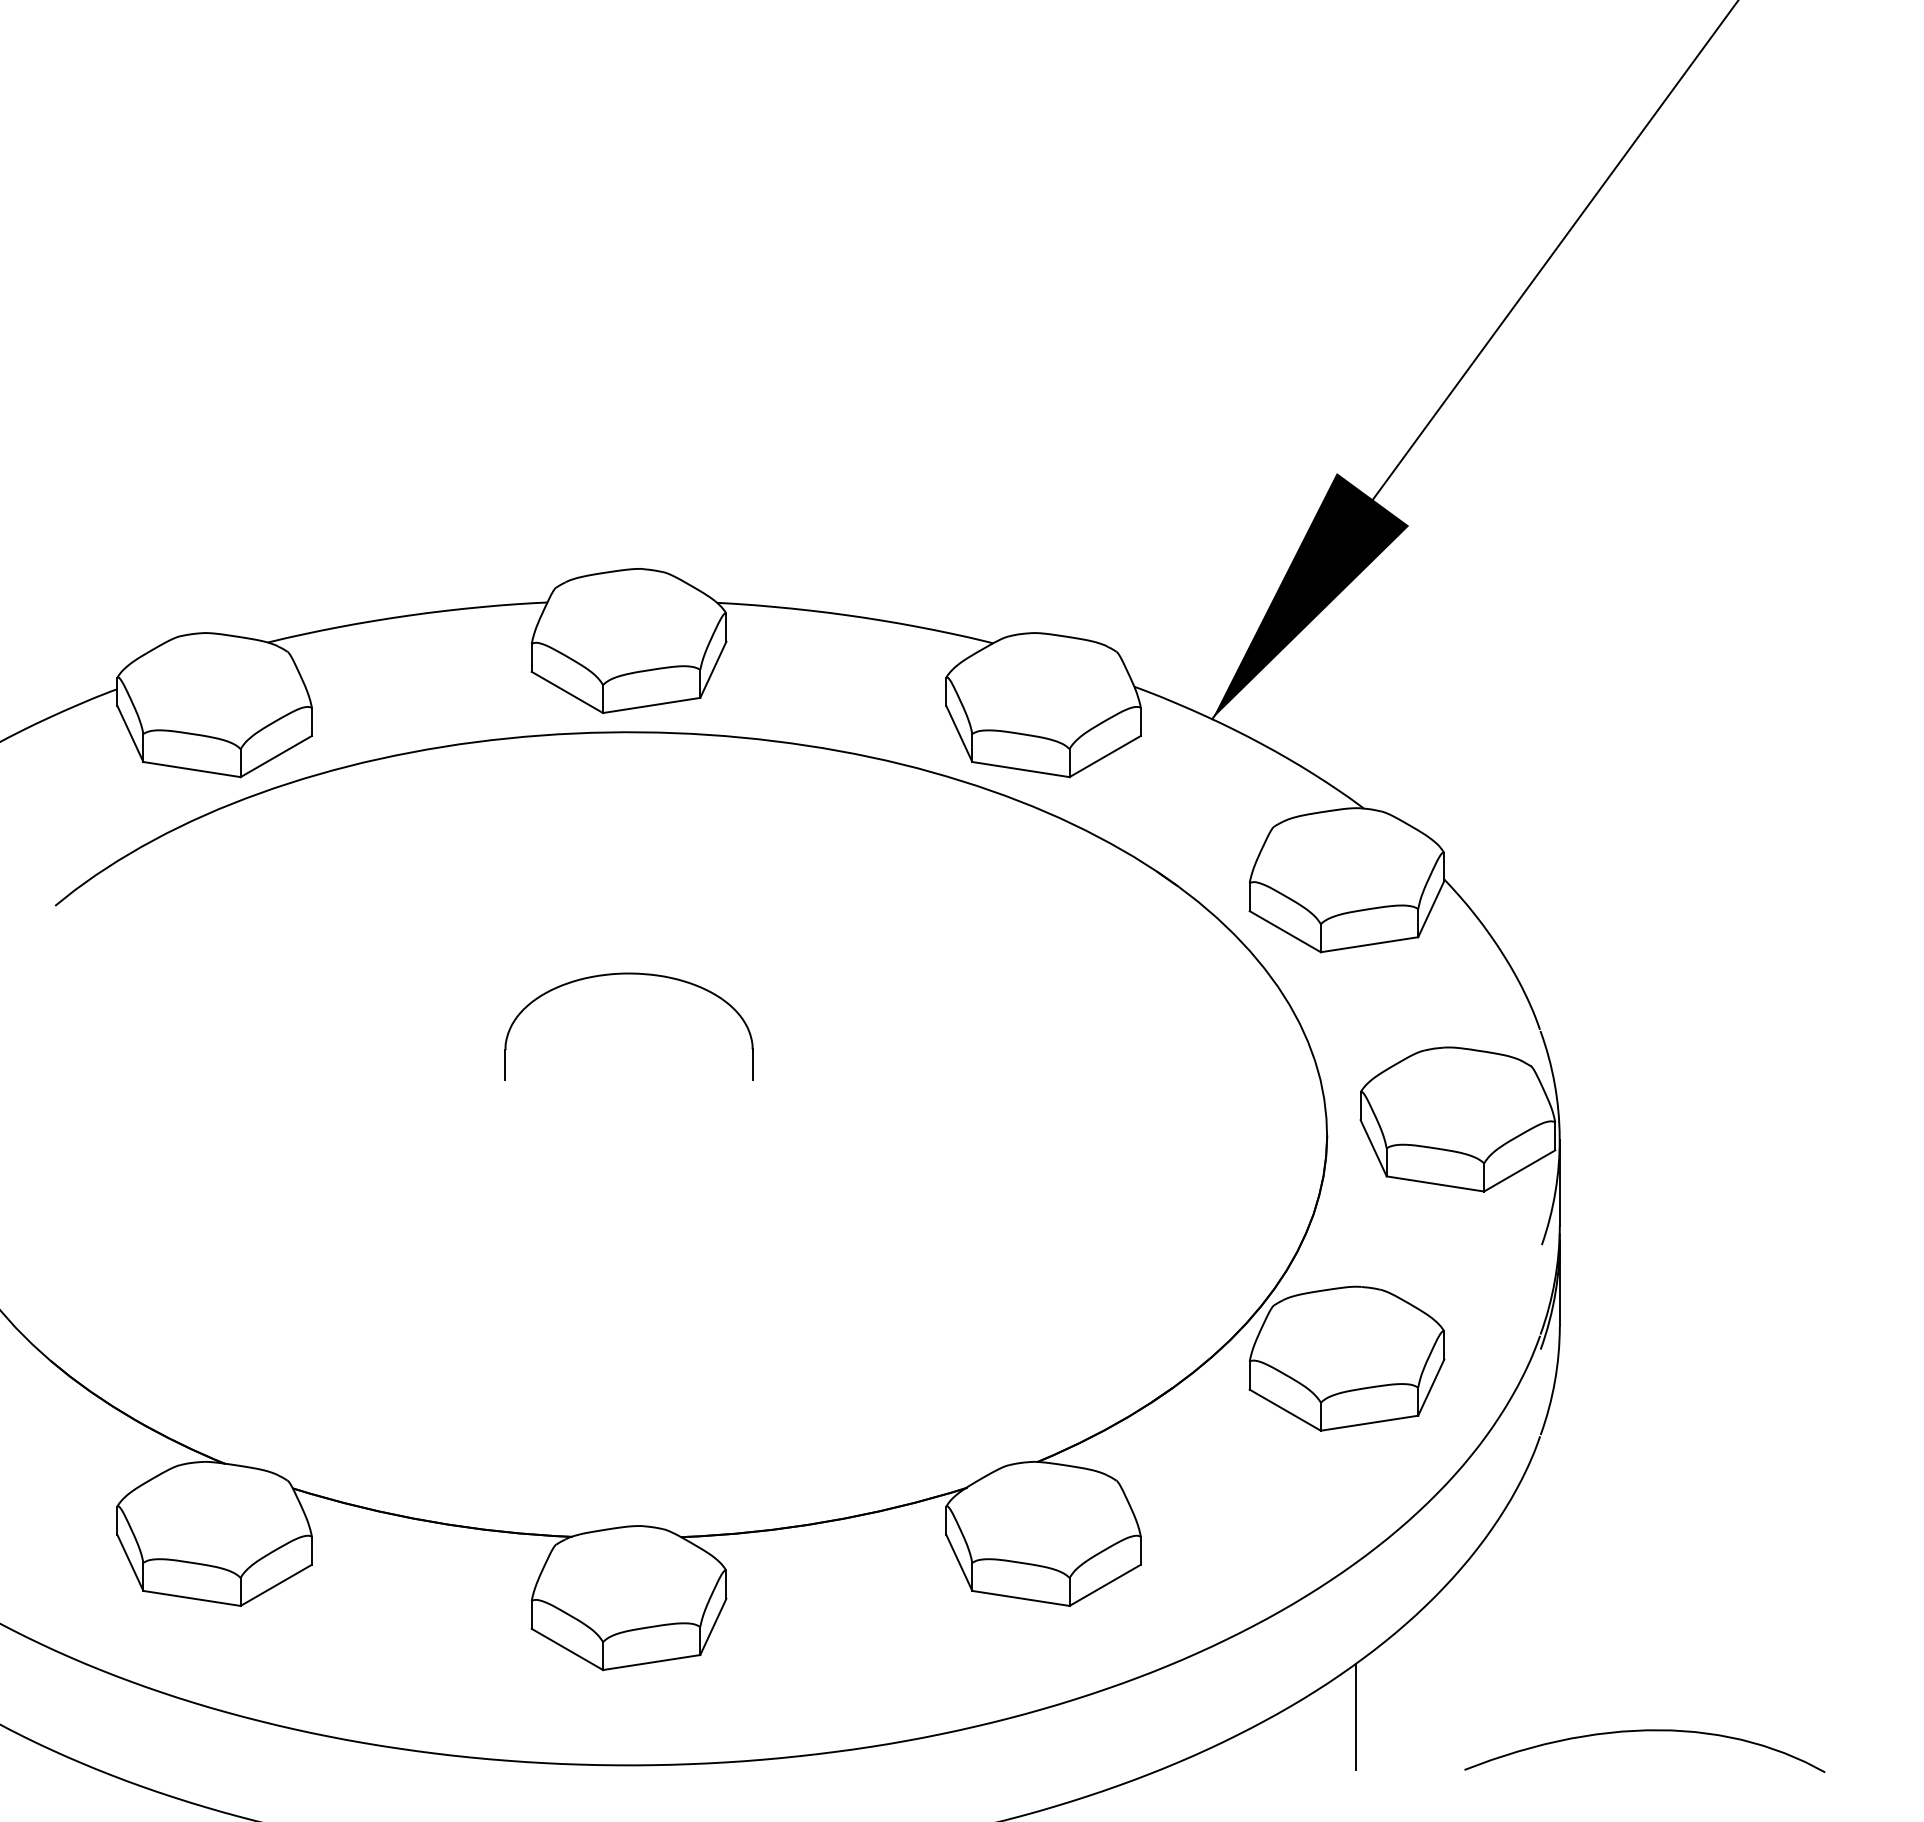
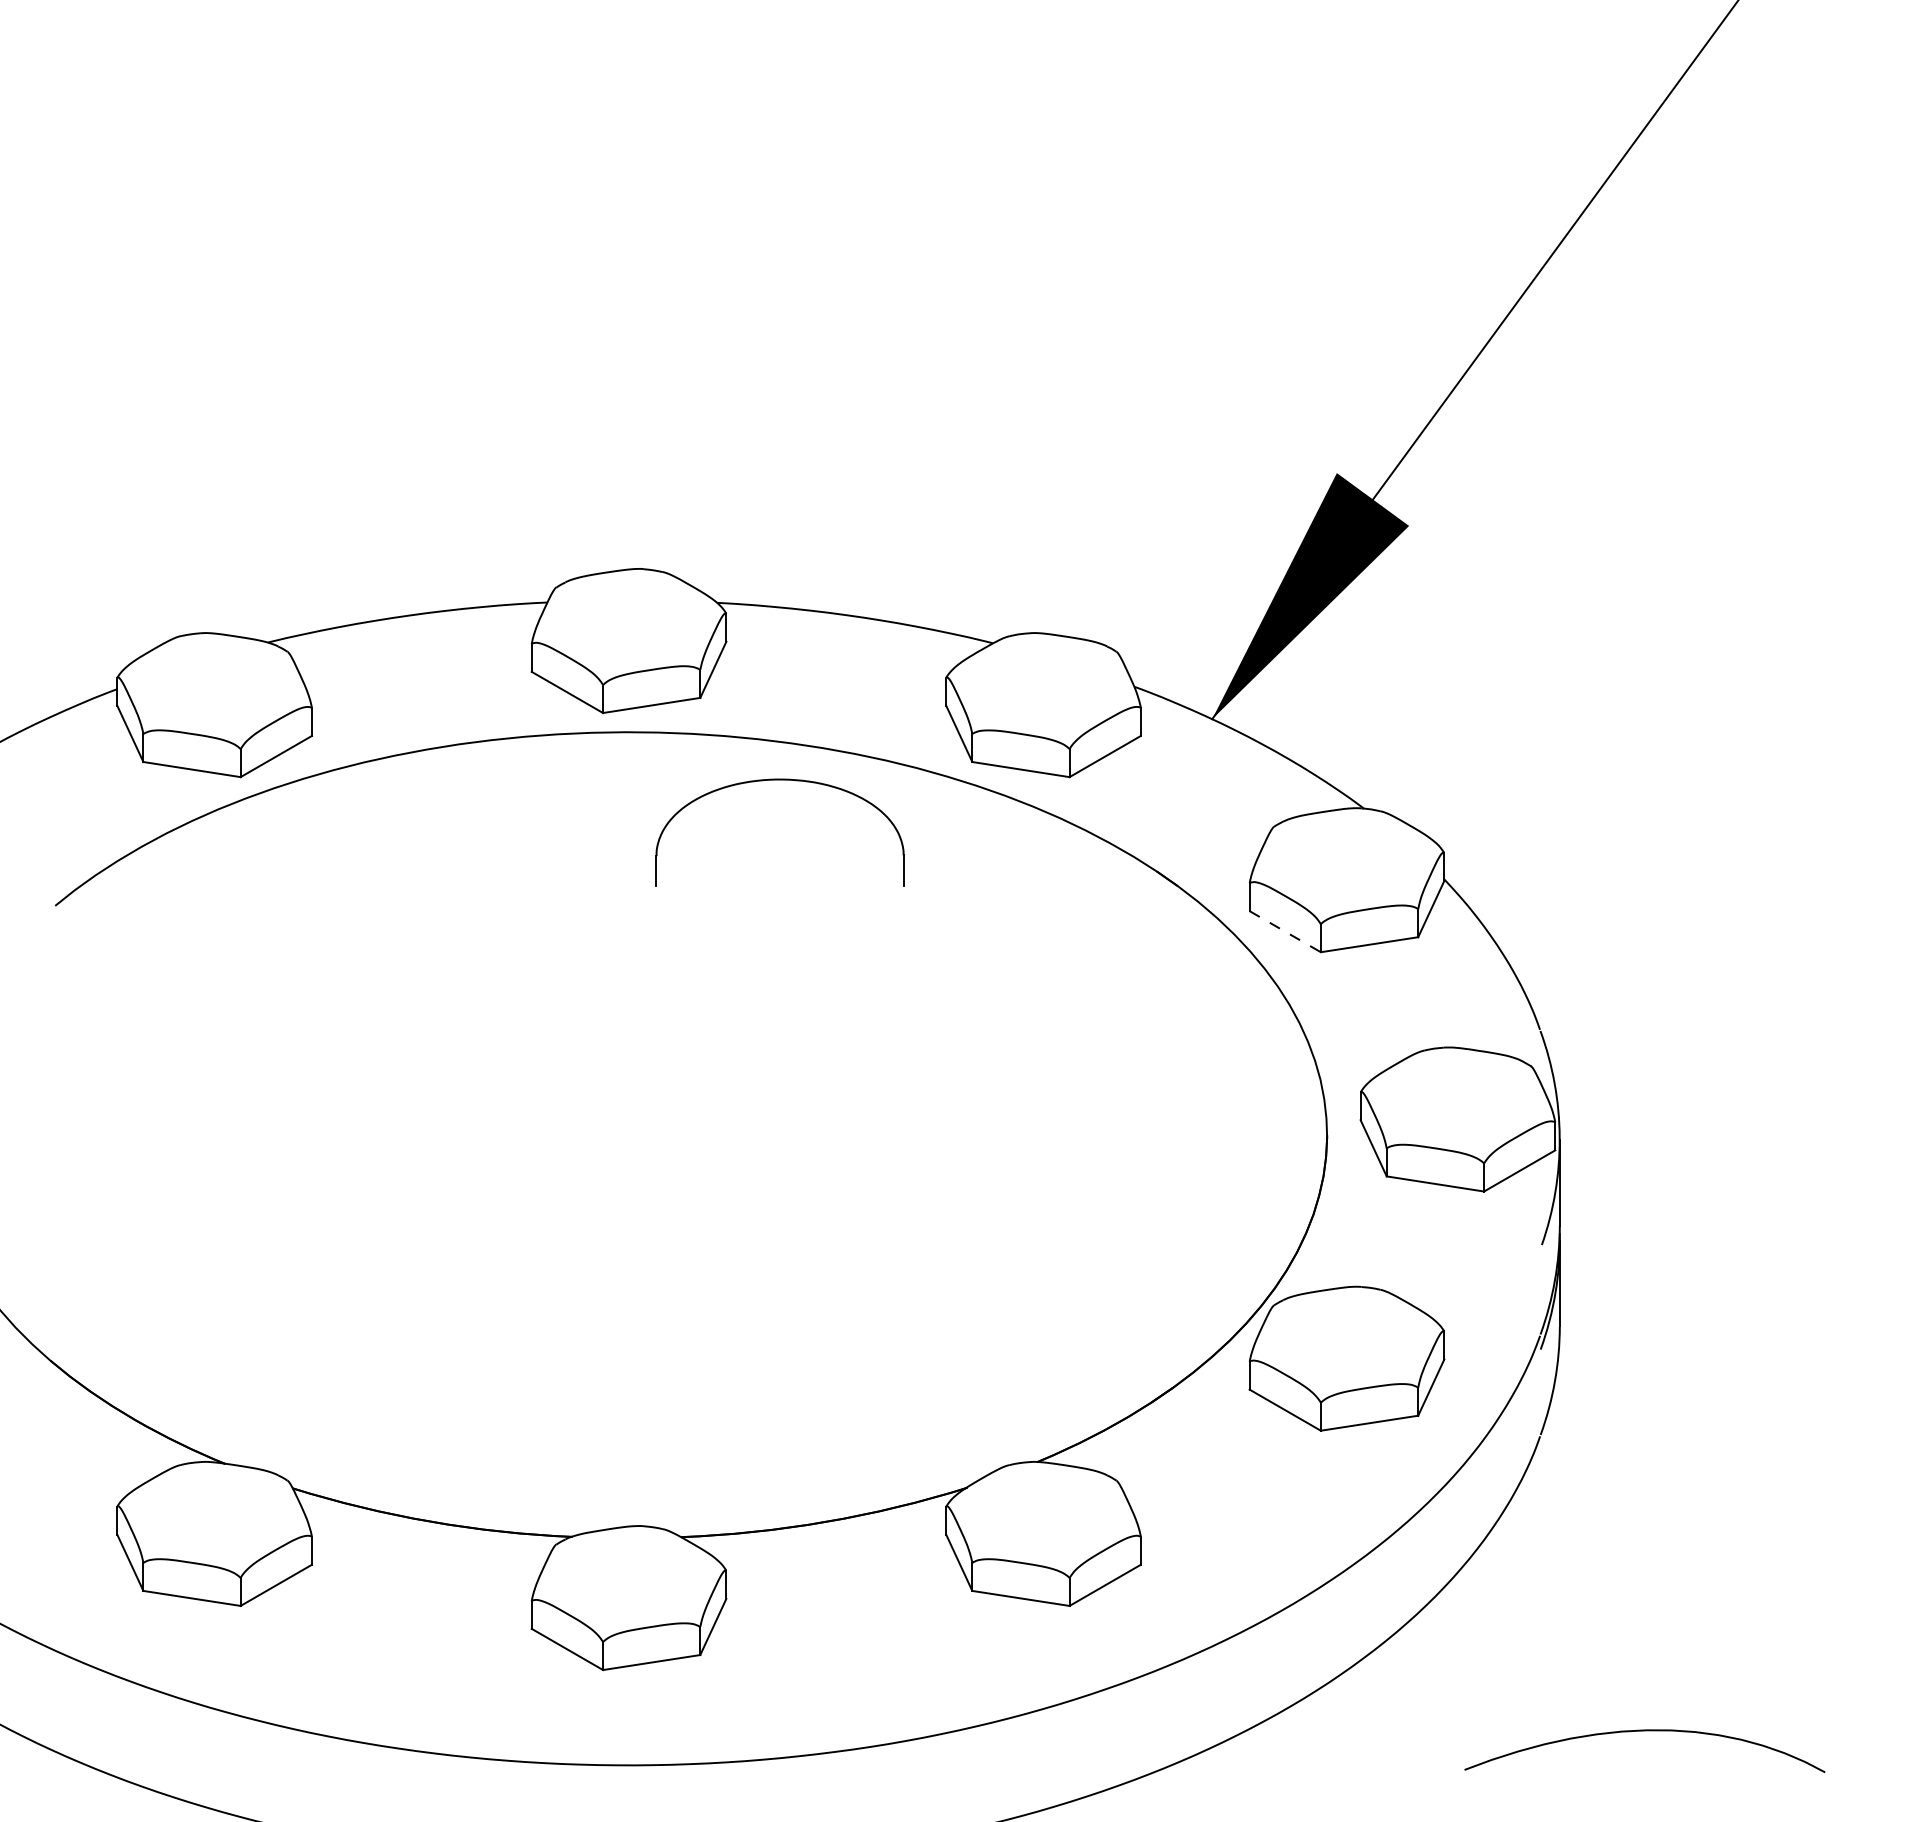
line: solid -> dashed (1285, 931)
part position: (628, 974) -> (779, 780) (779, 780)
line: present -> none (1356, 1716)
